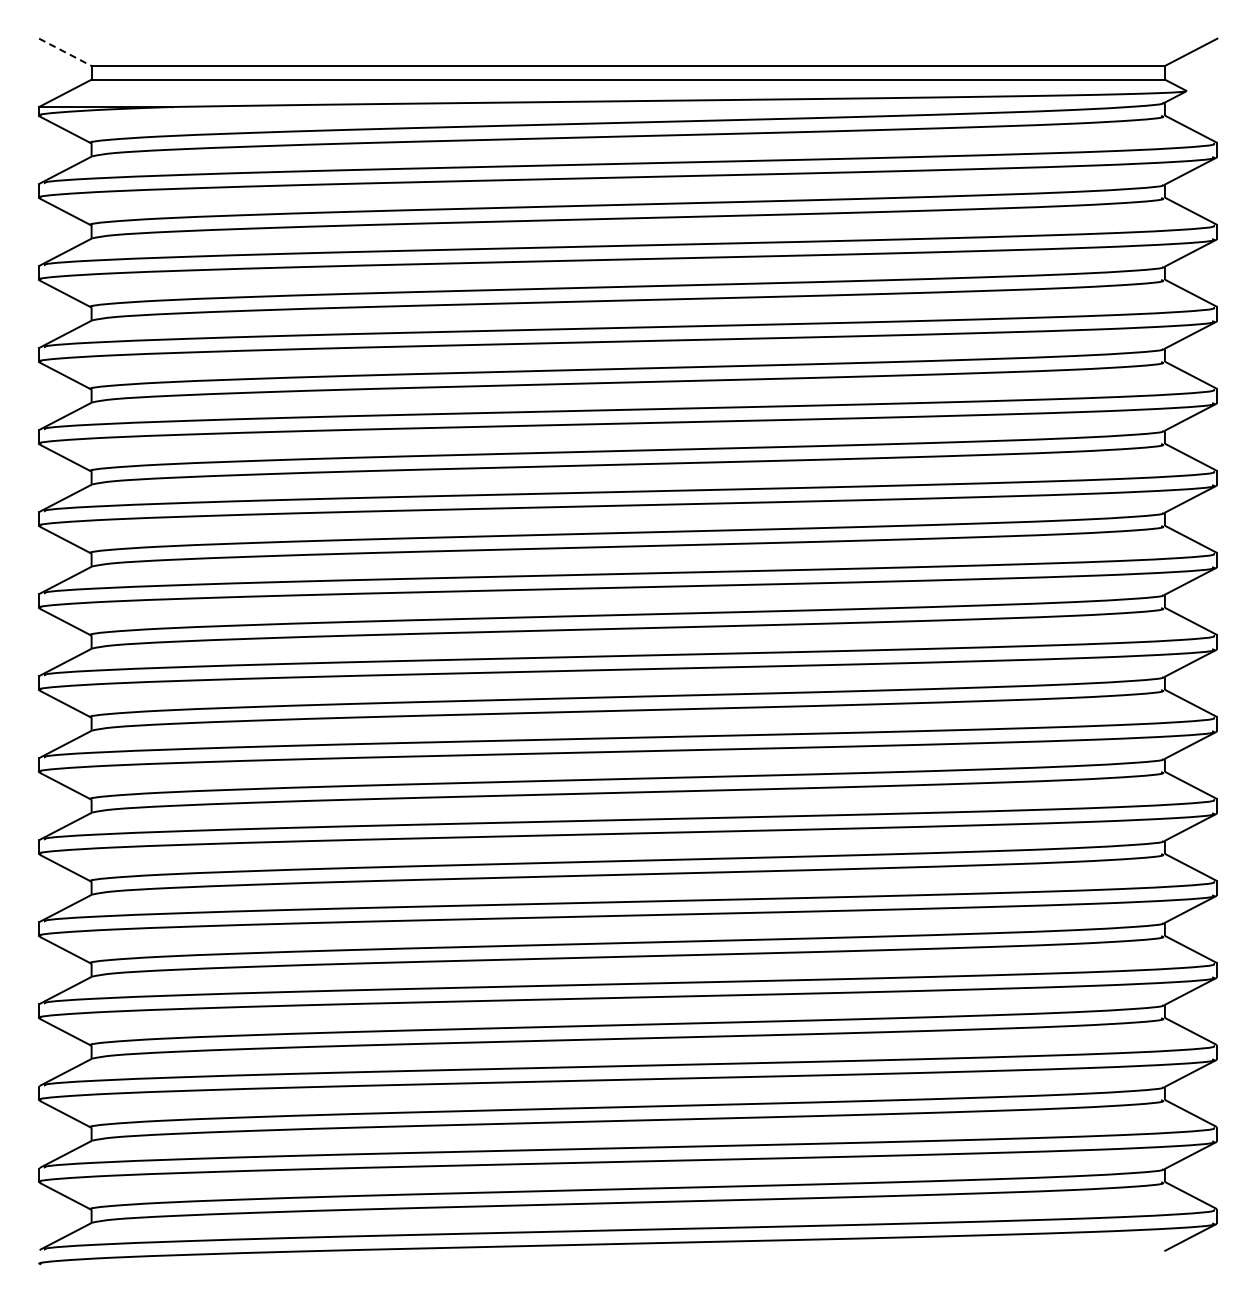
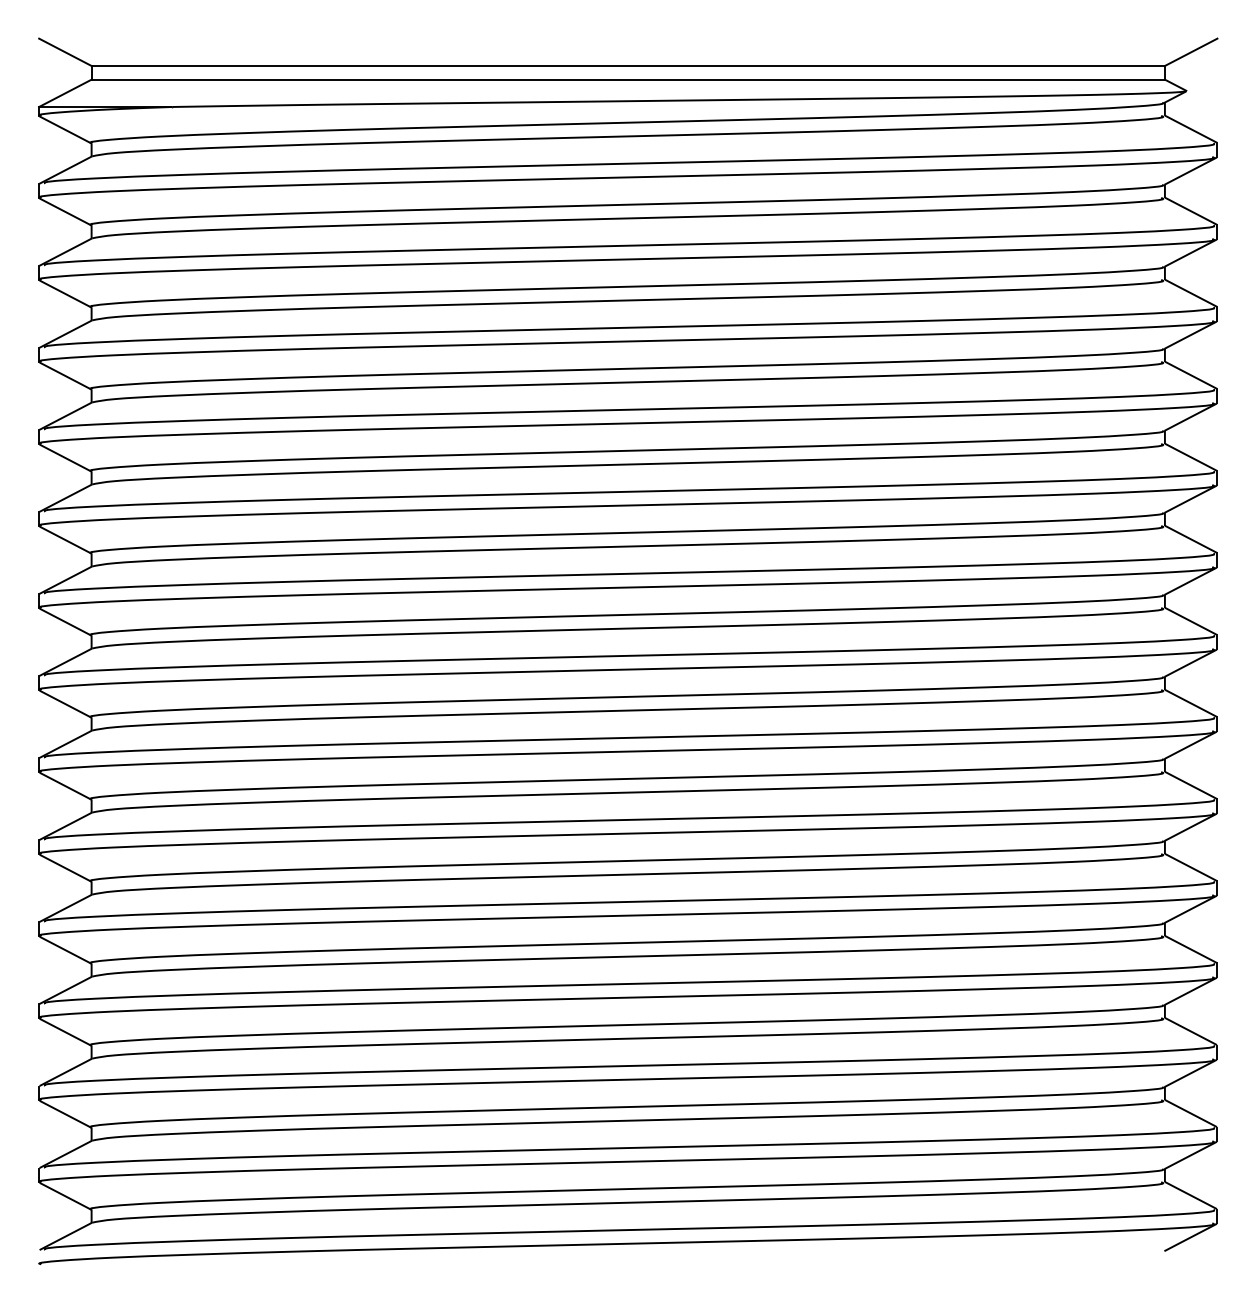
line: dashed -> solid (65, 52)
